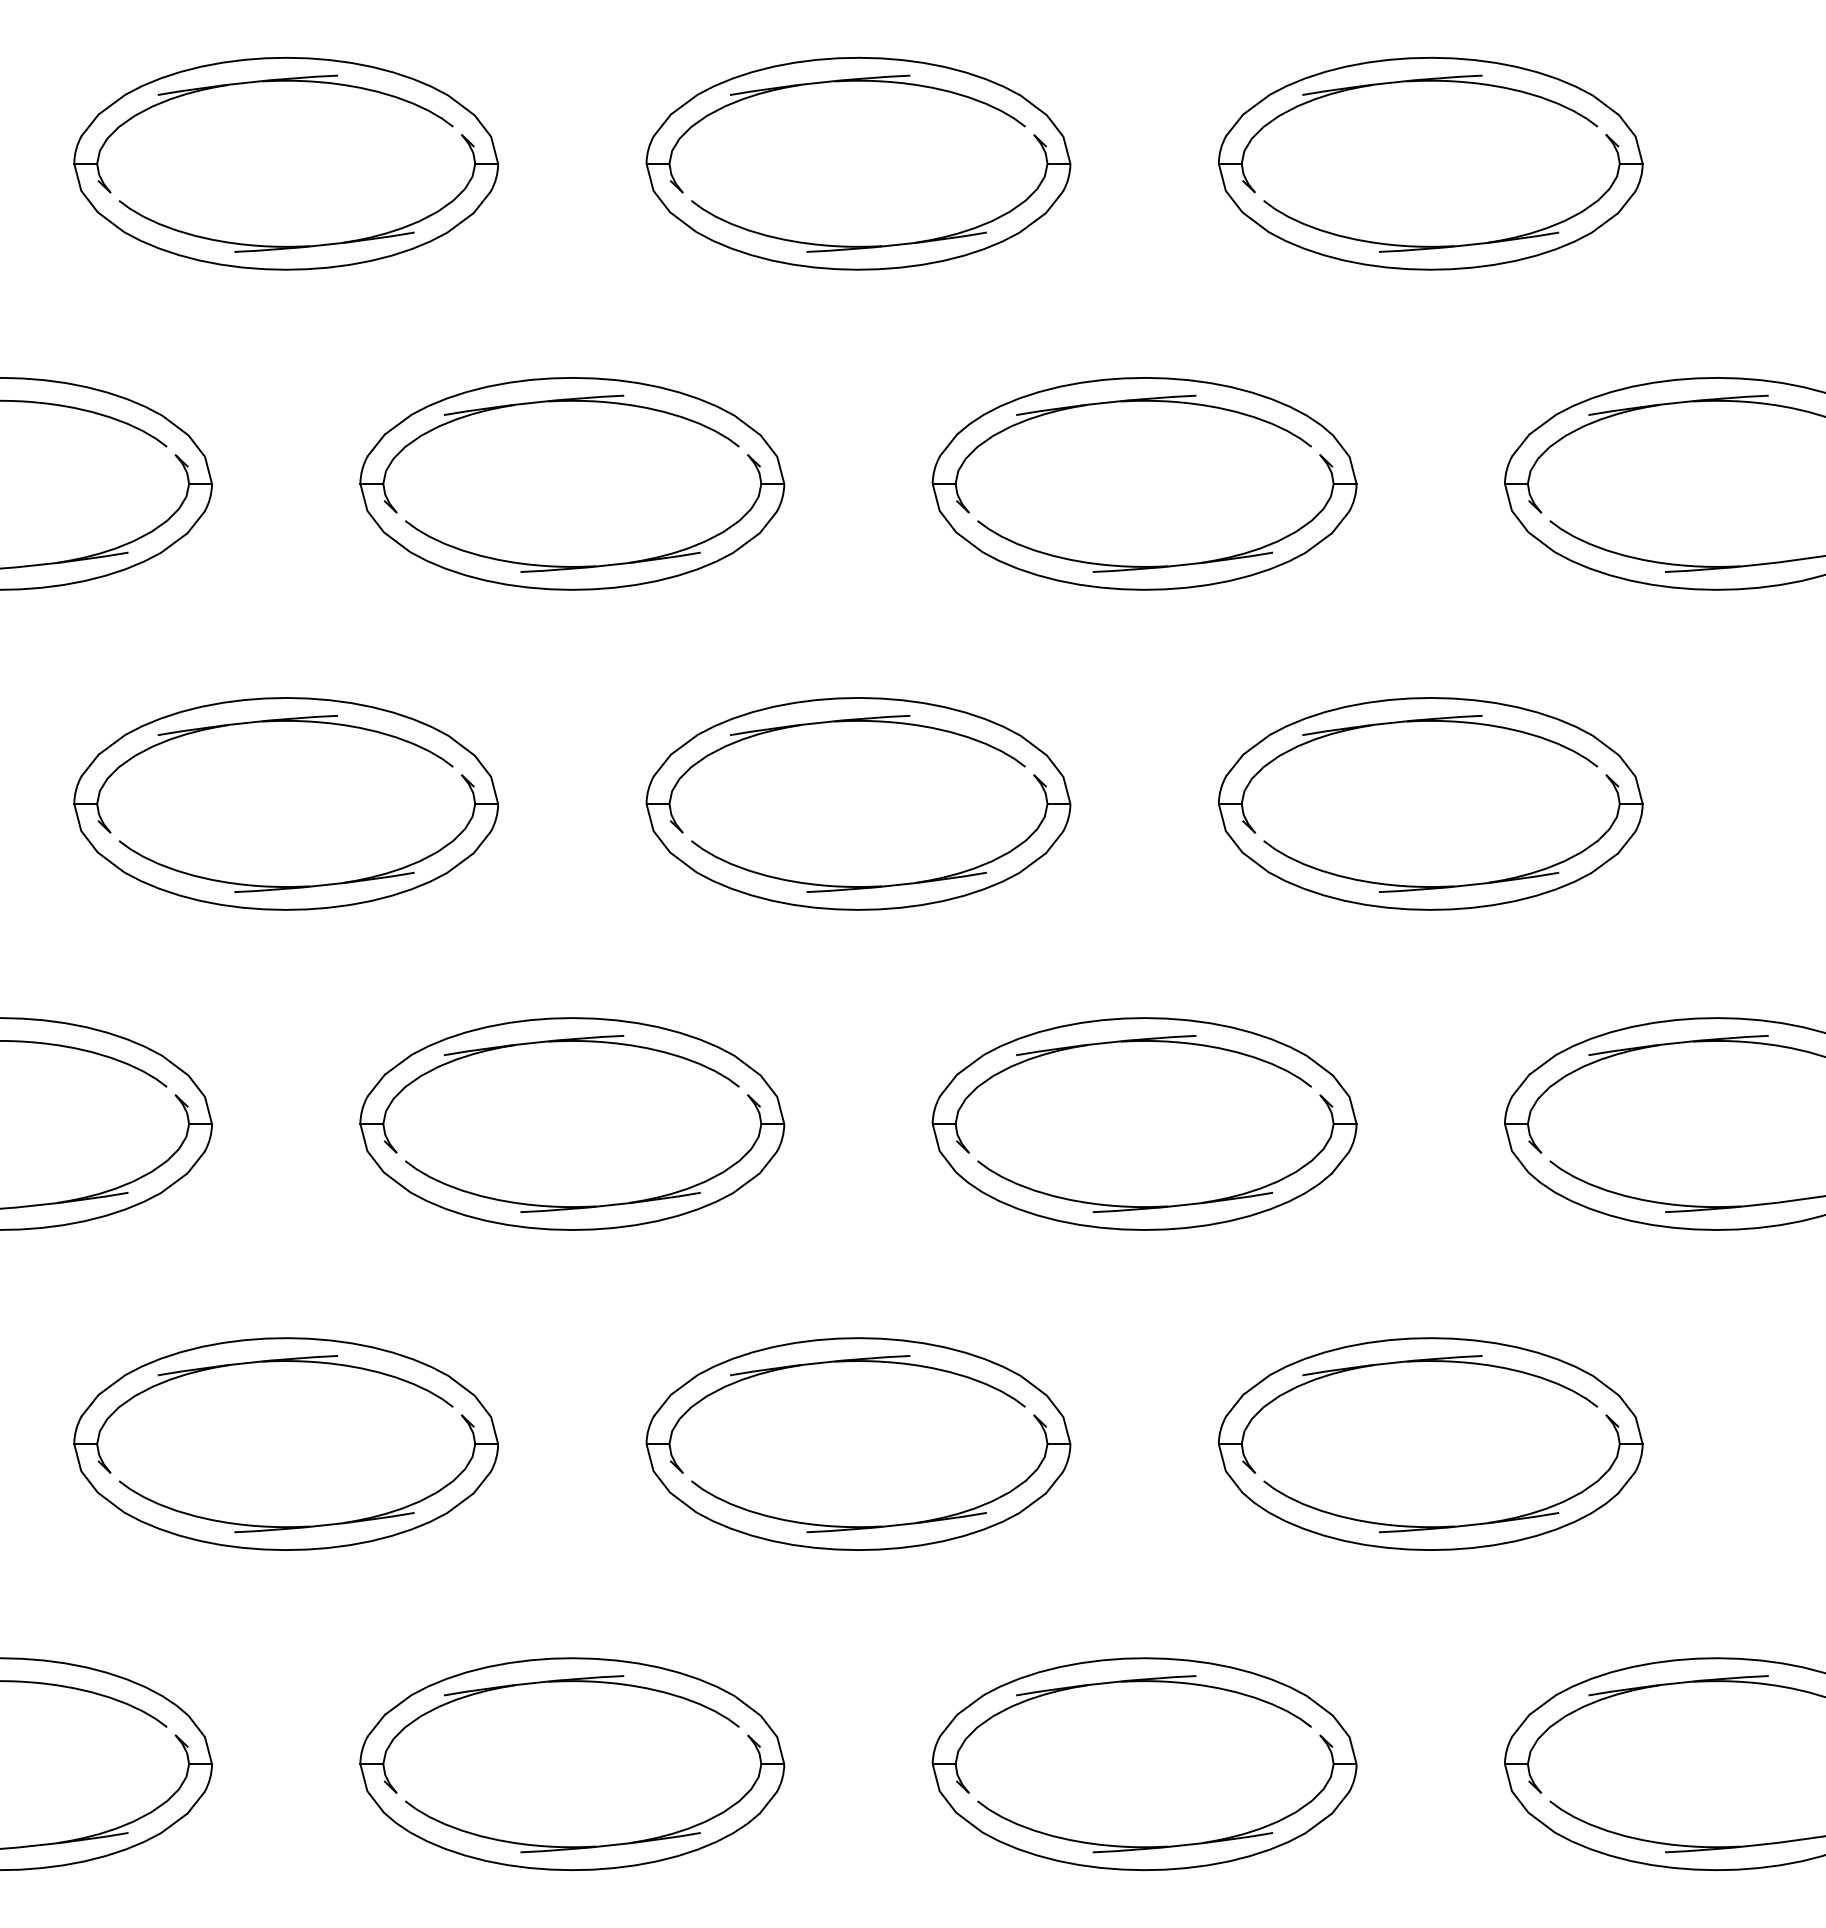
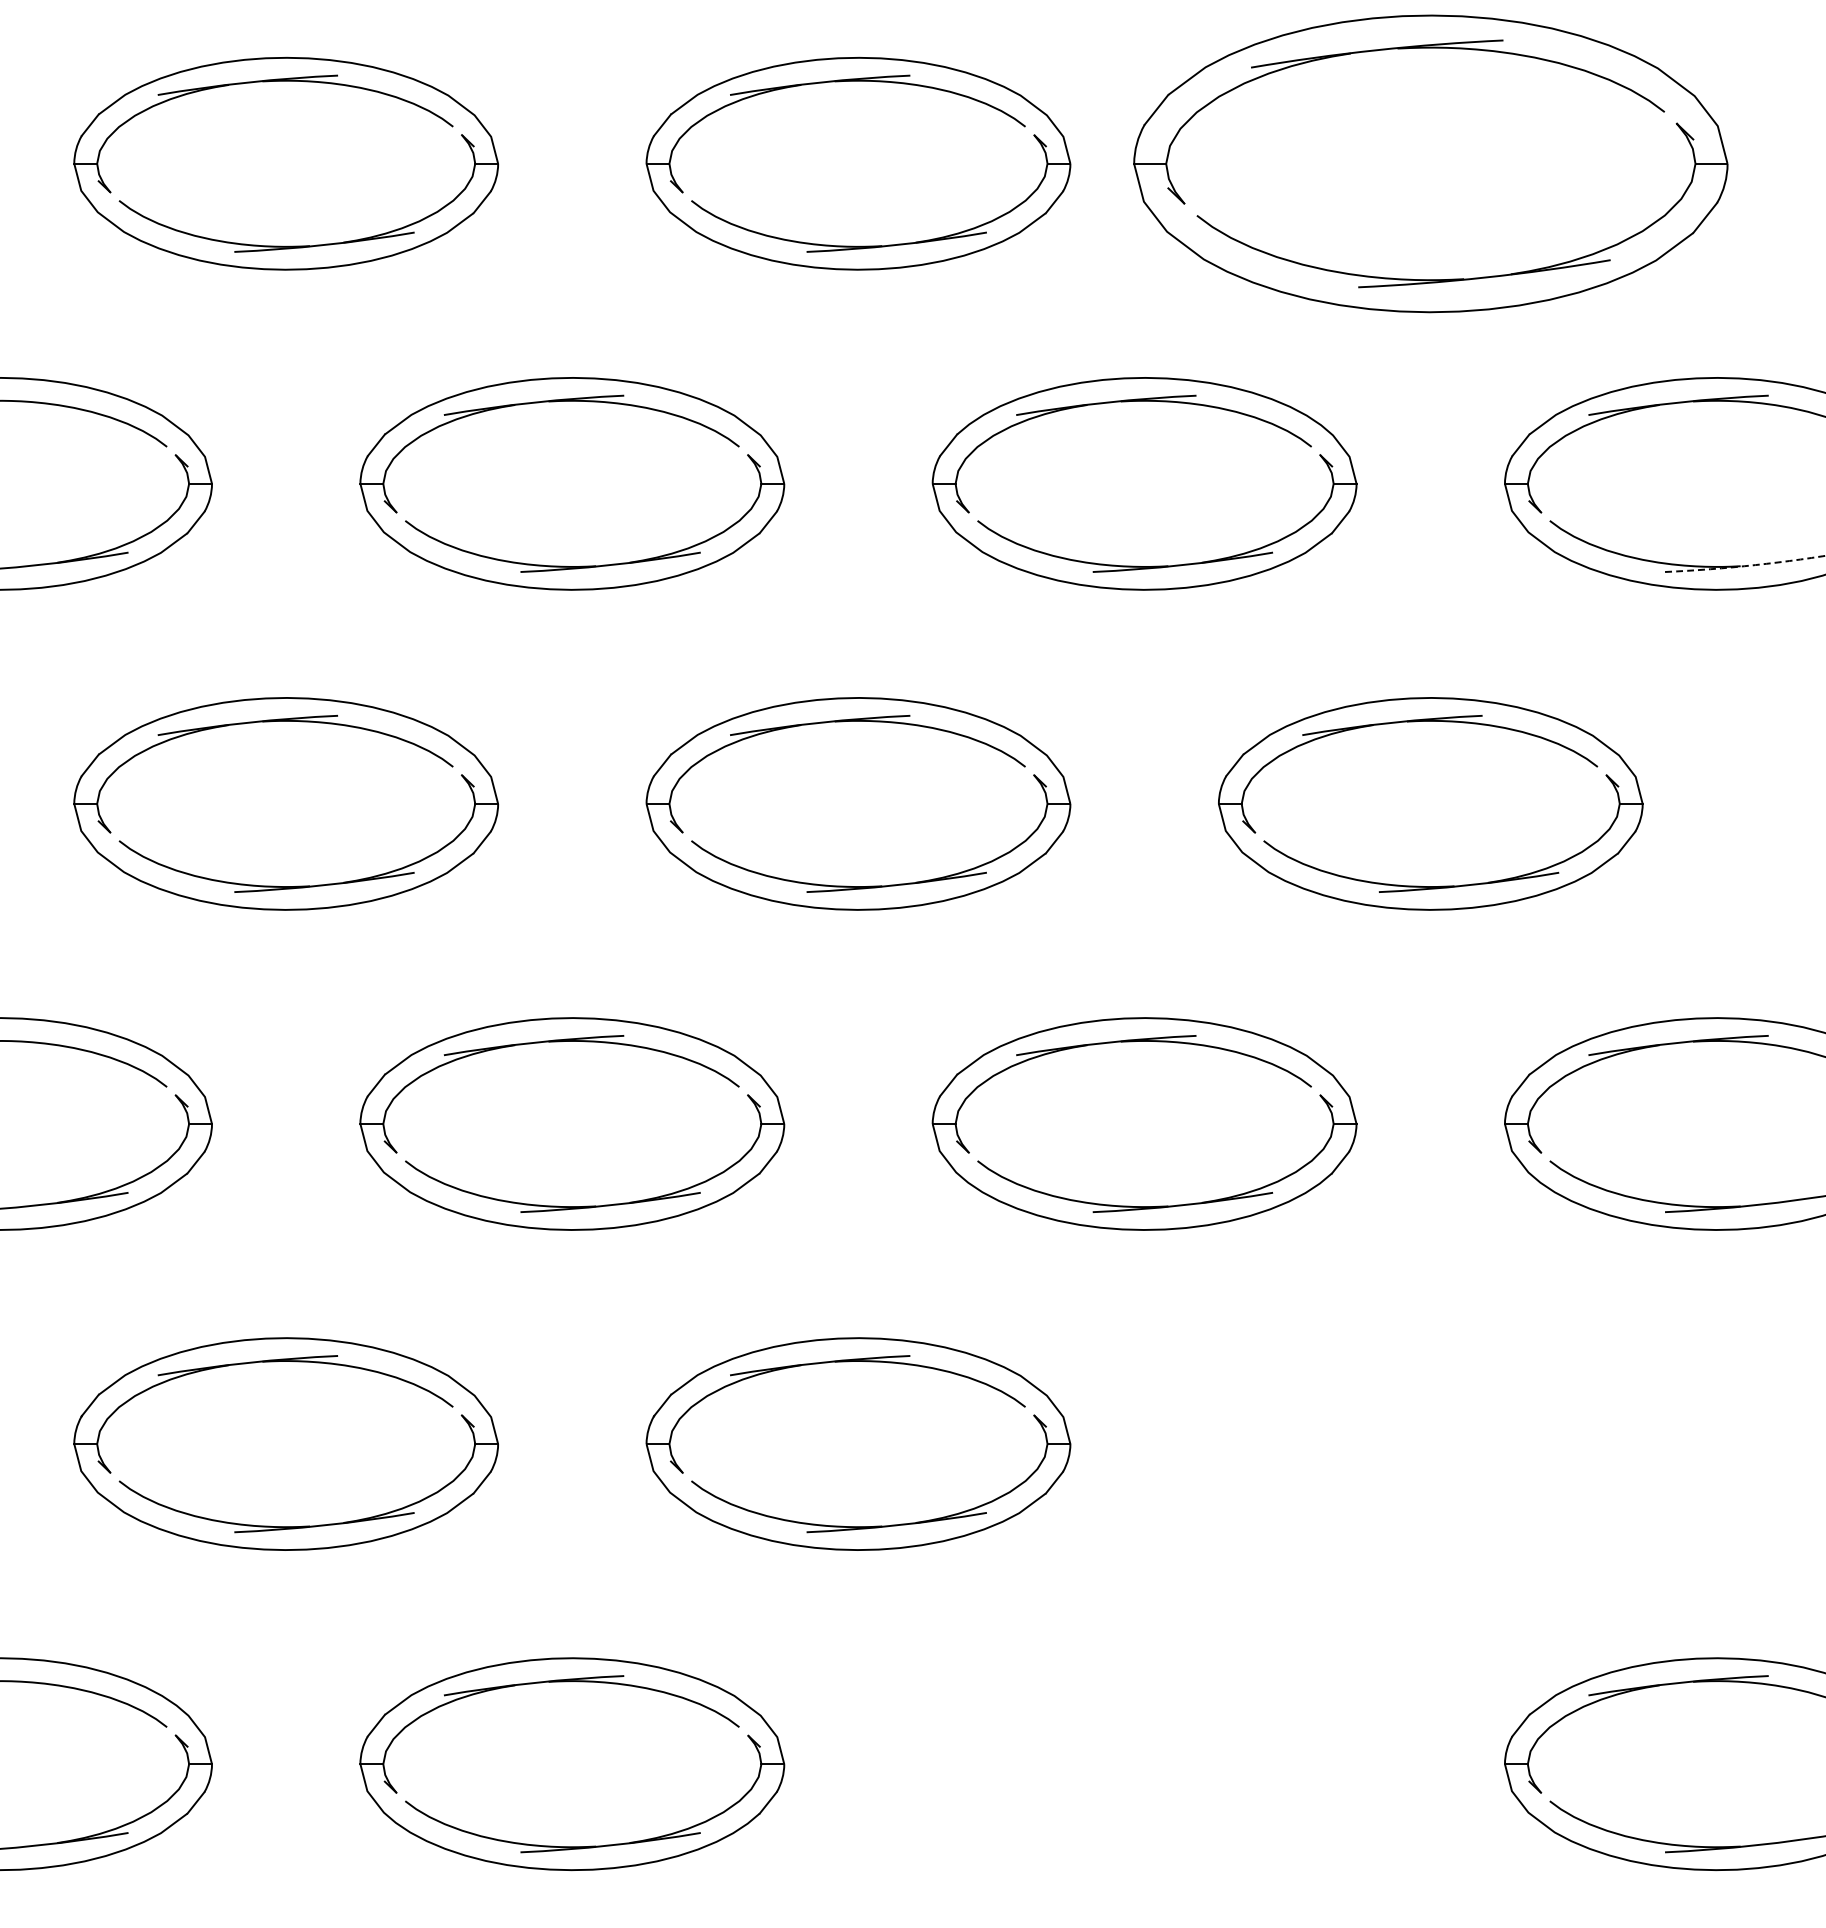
part size: 427x215 px -> 596x300 px (1430, 163)
arc: solid -> dashed (1746, 565)
part: present -> none (1430, 1443)
part: present -> none (1144, 1763)
